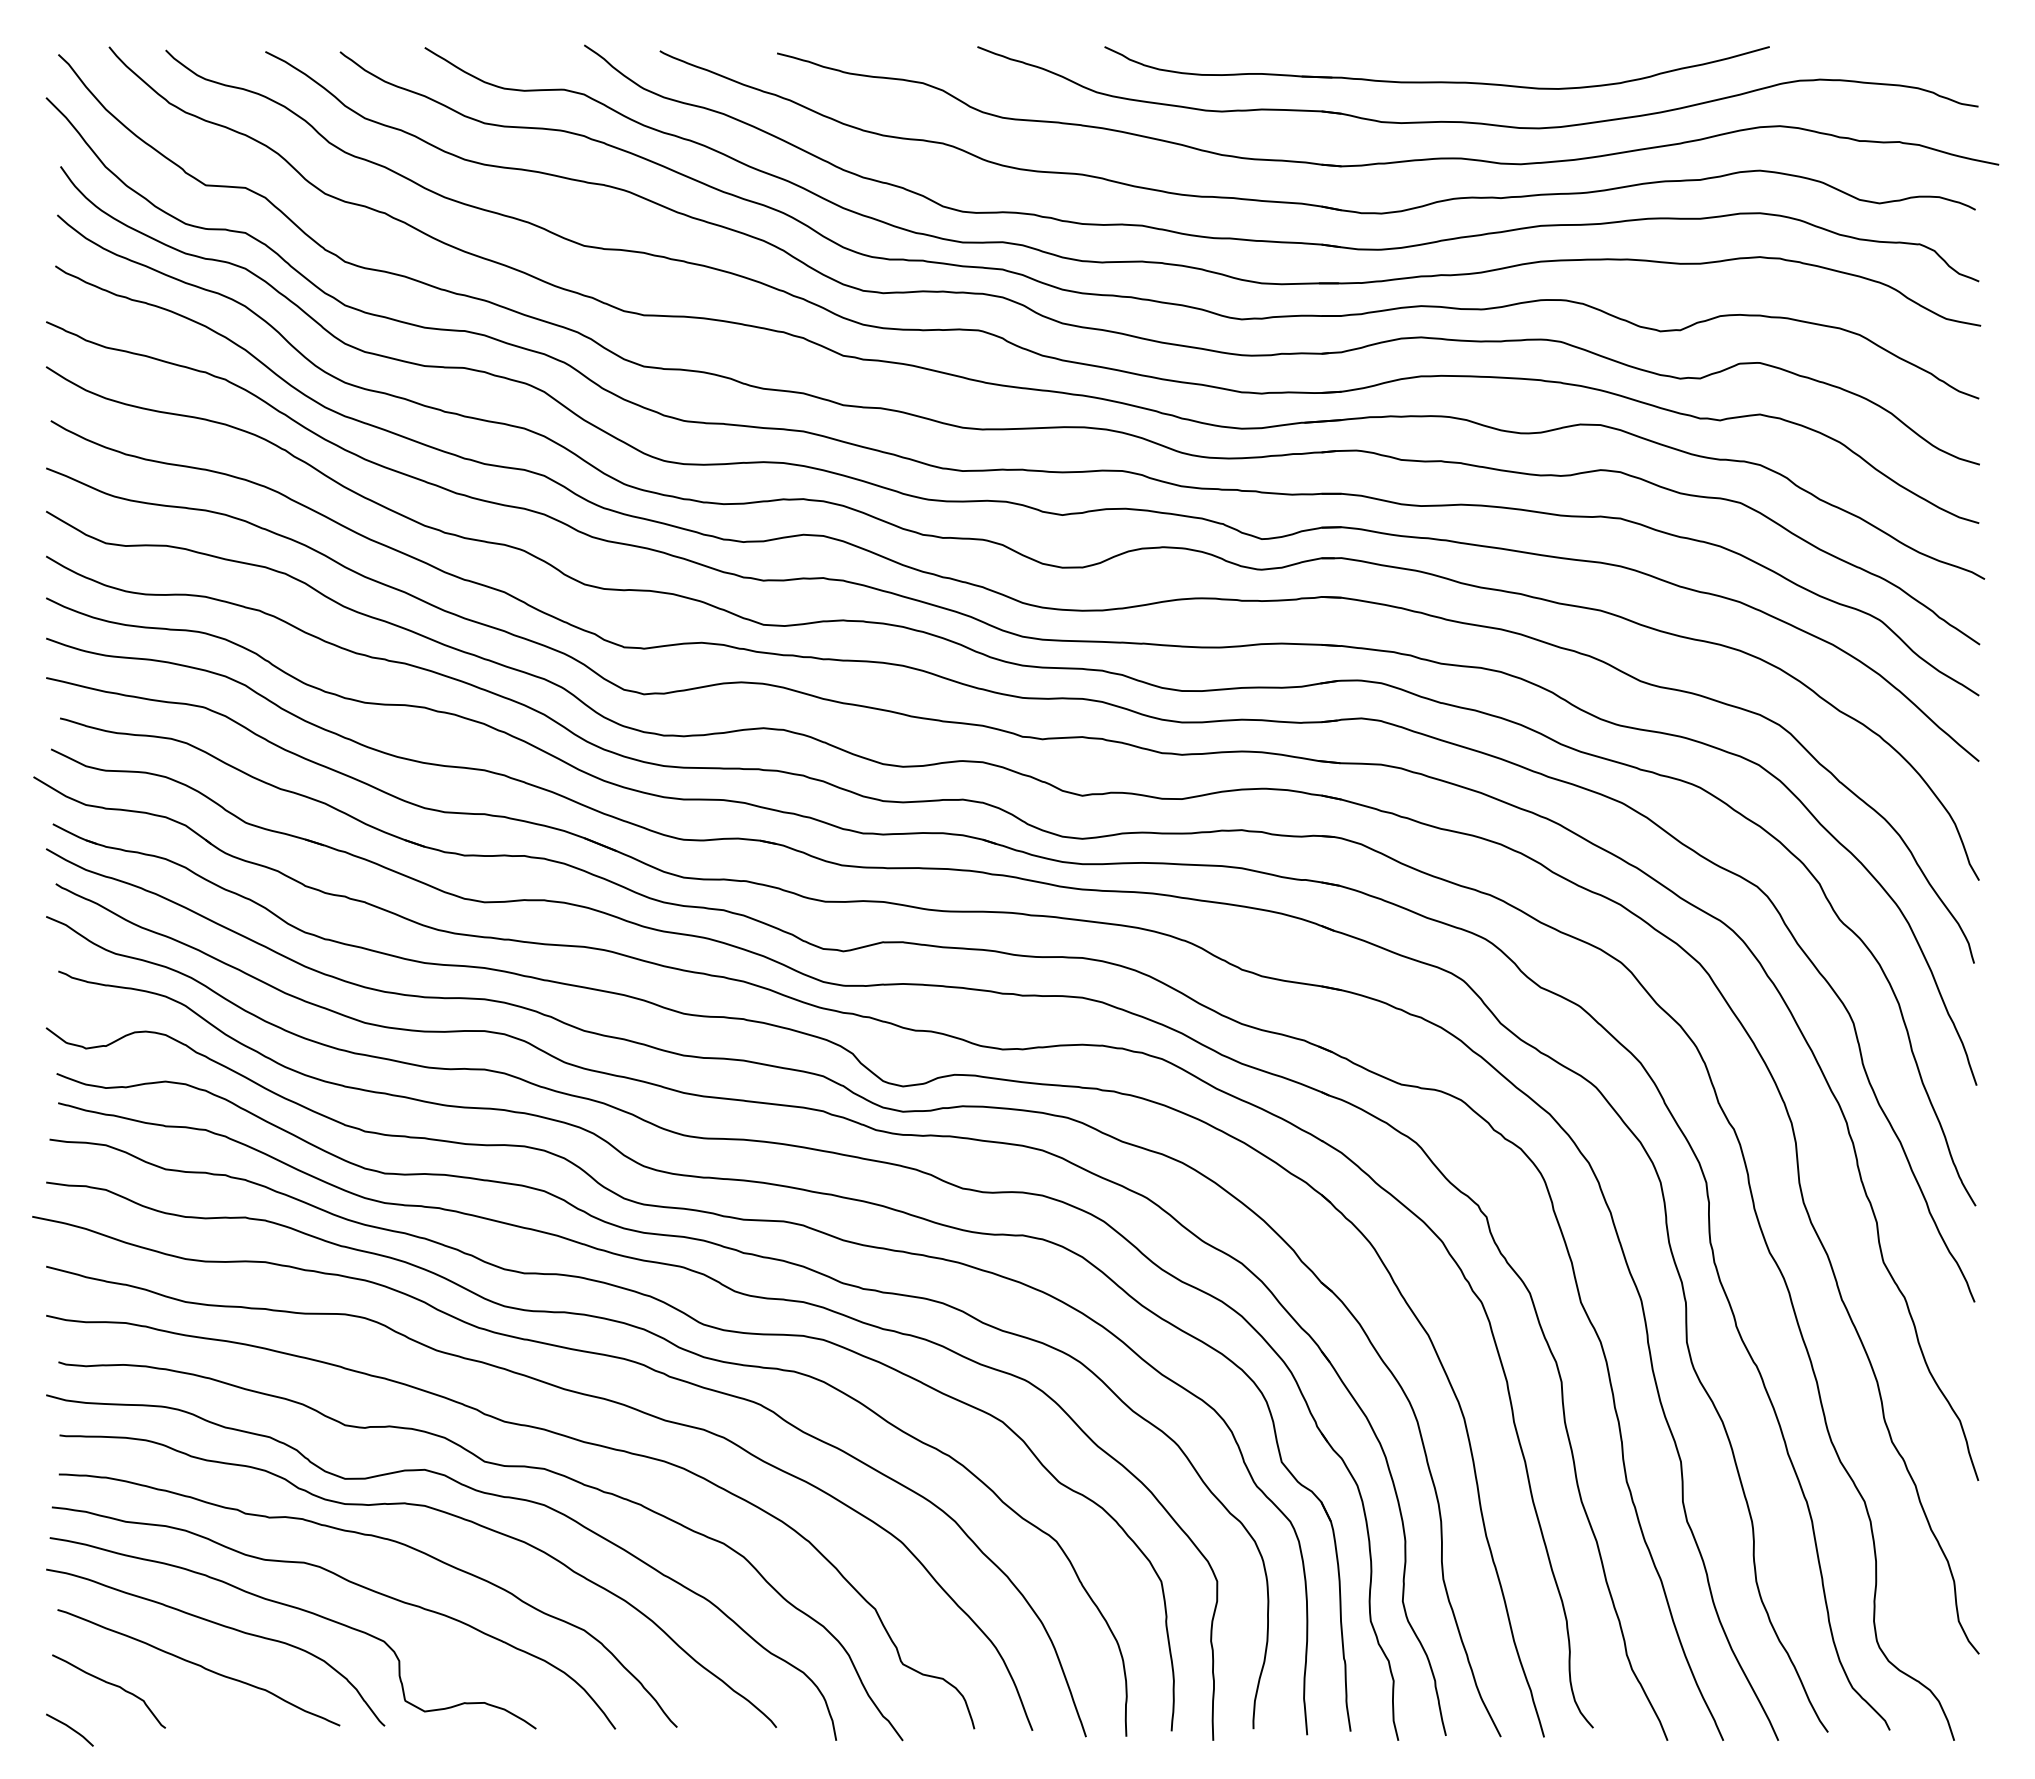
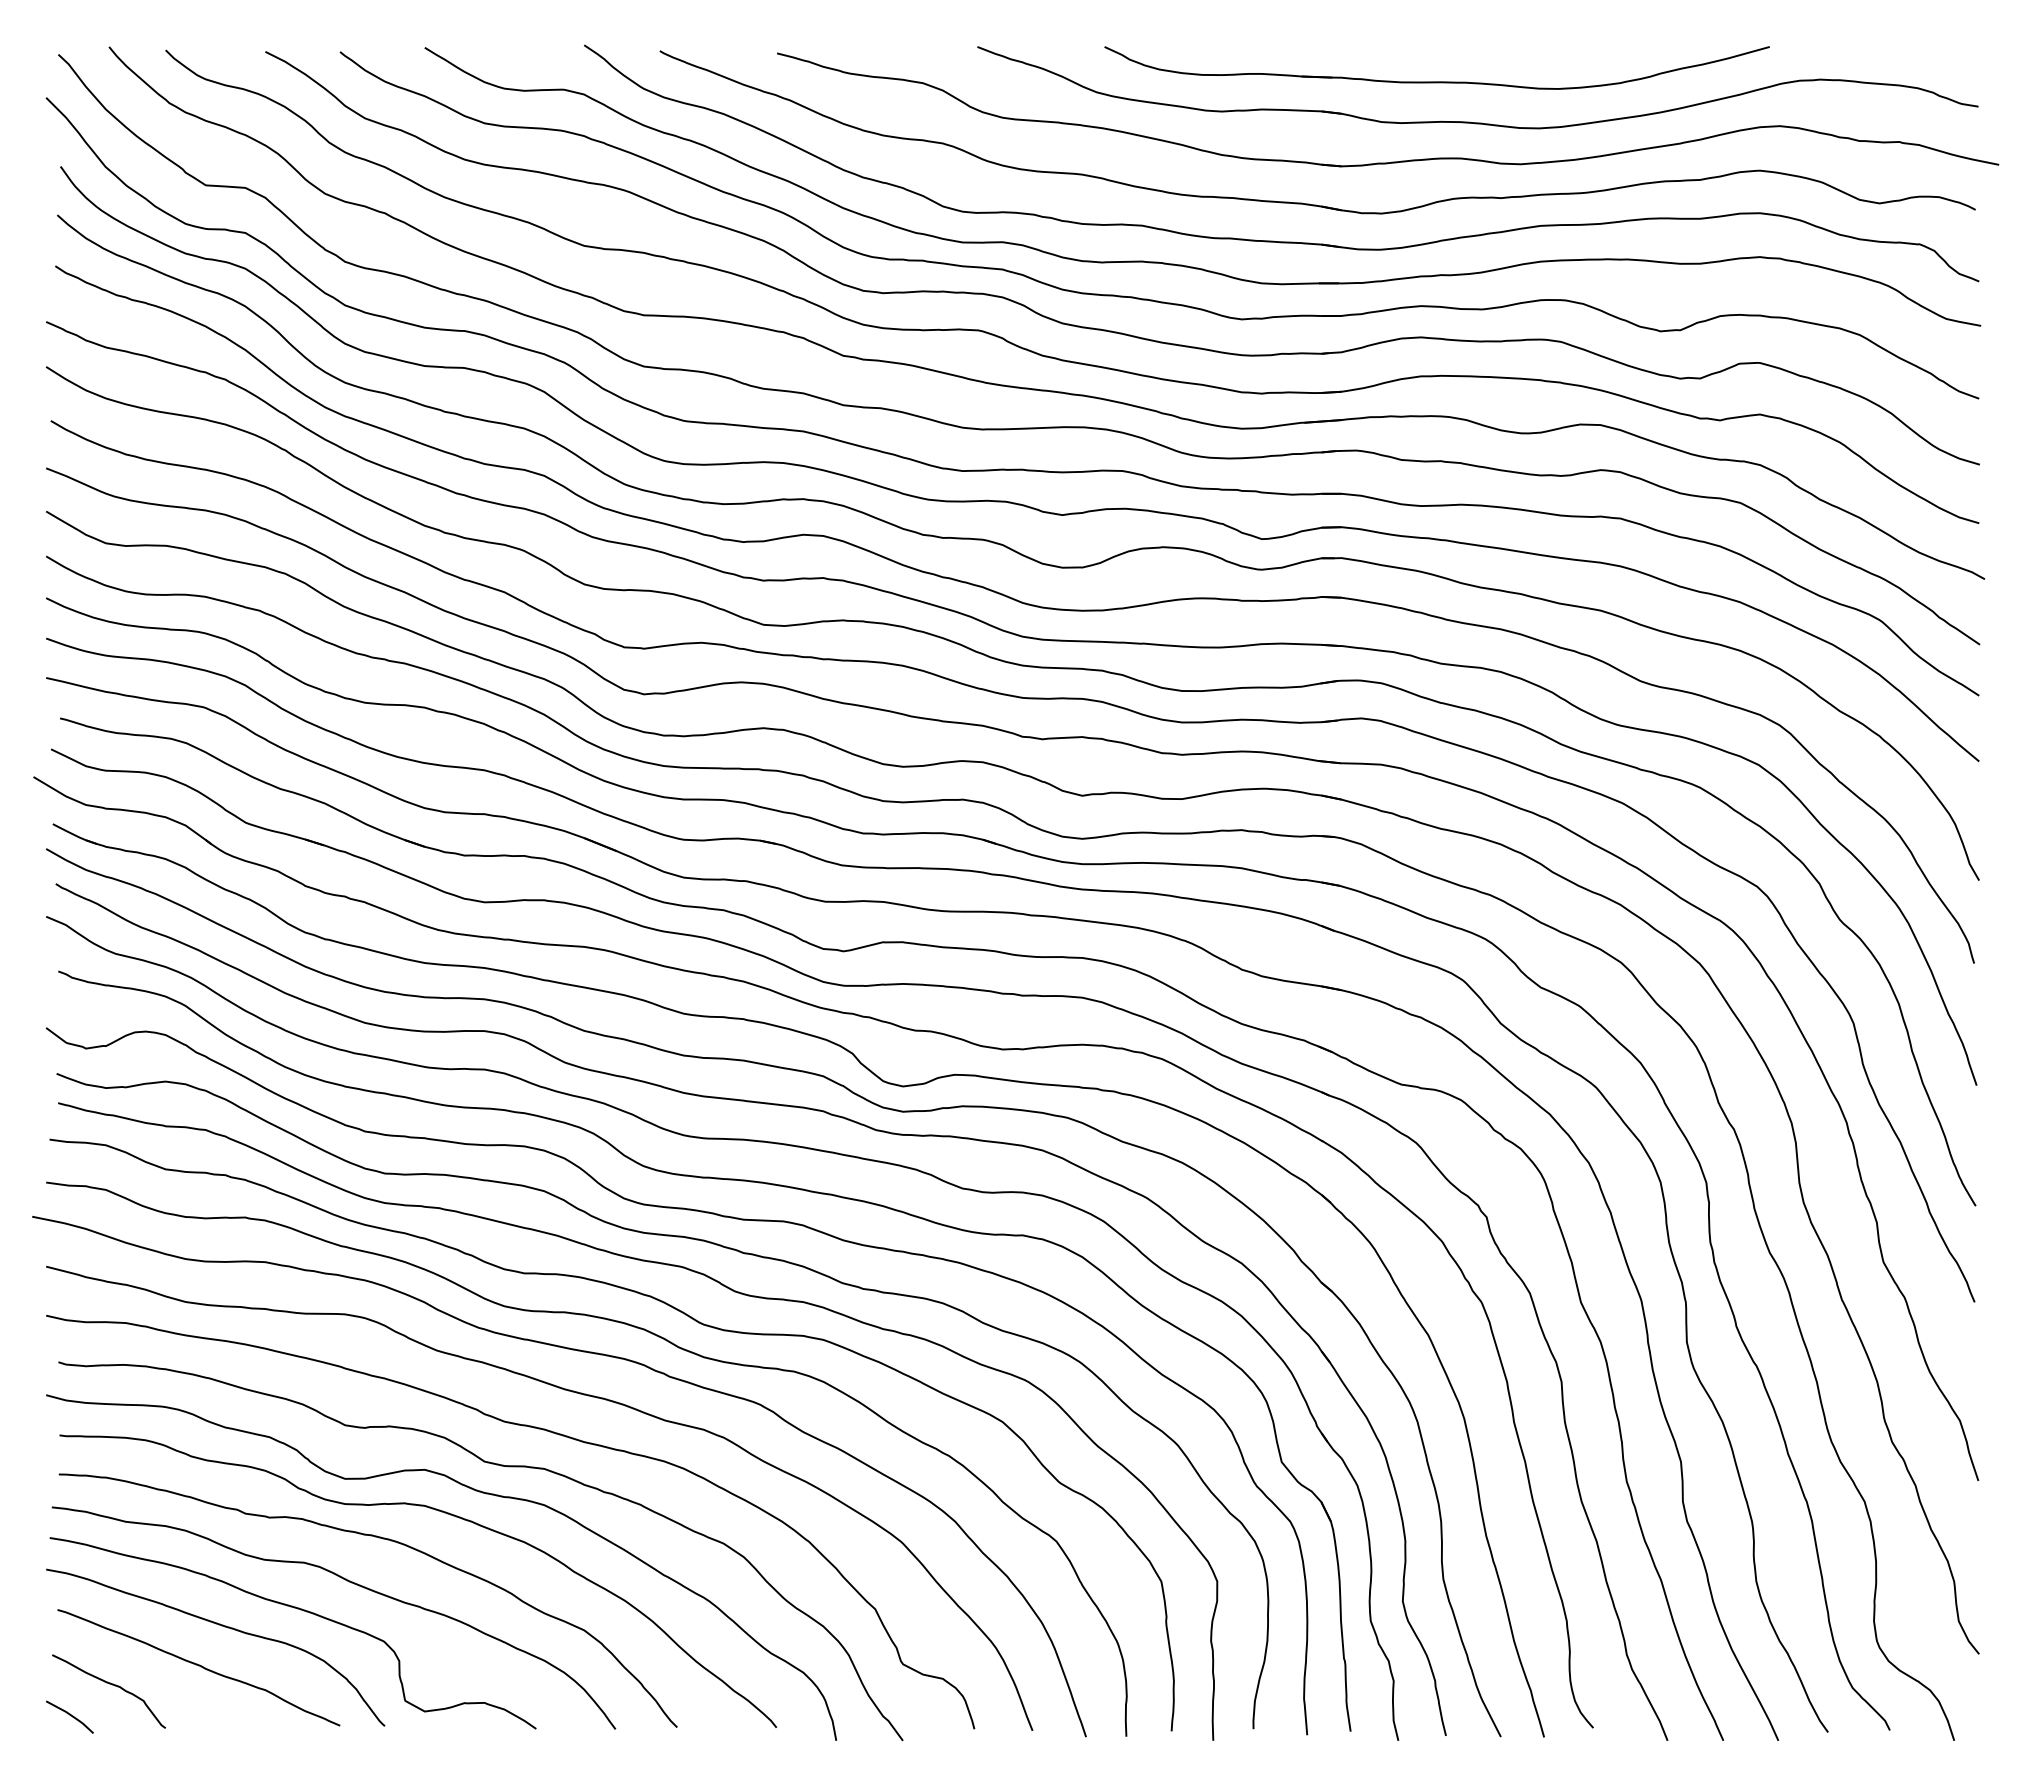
line position: (69, 1728) -> (69, 1715) (69, 1715)
